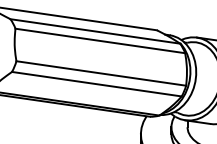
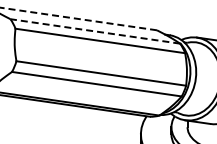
line: solid -> dashed (78, 18)
line: solid -> dashed (95, 31)
